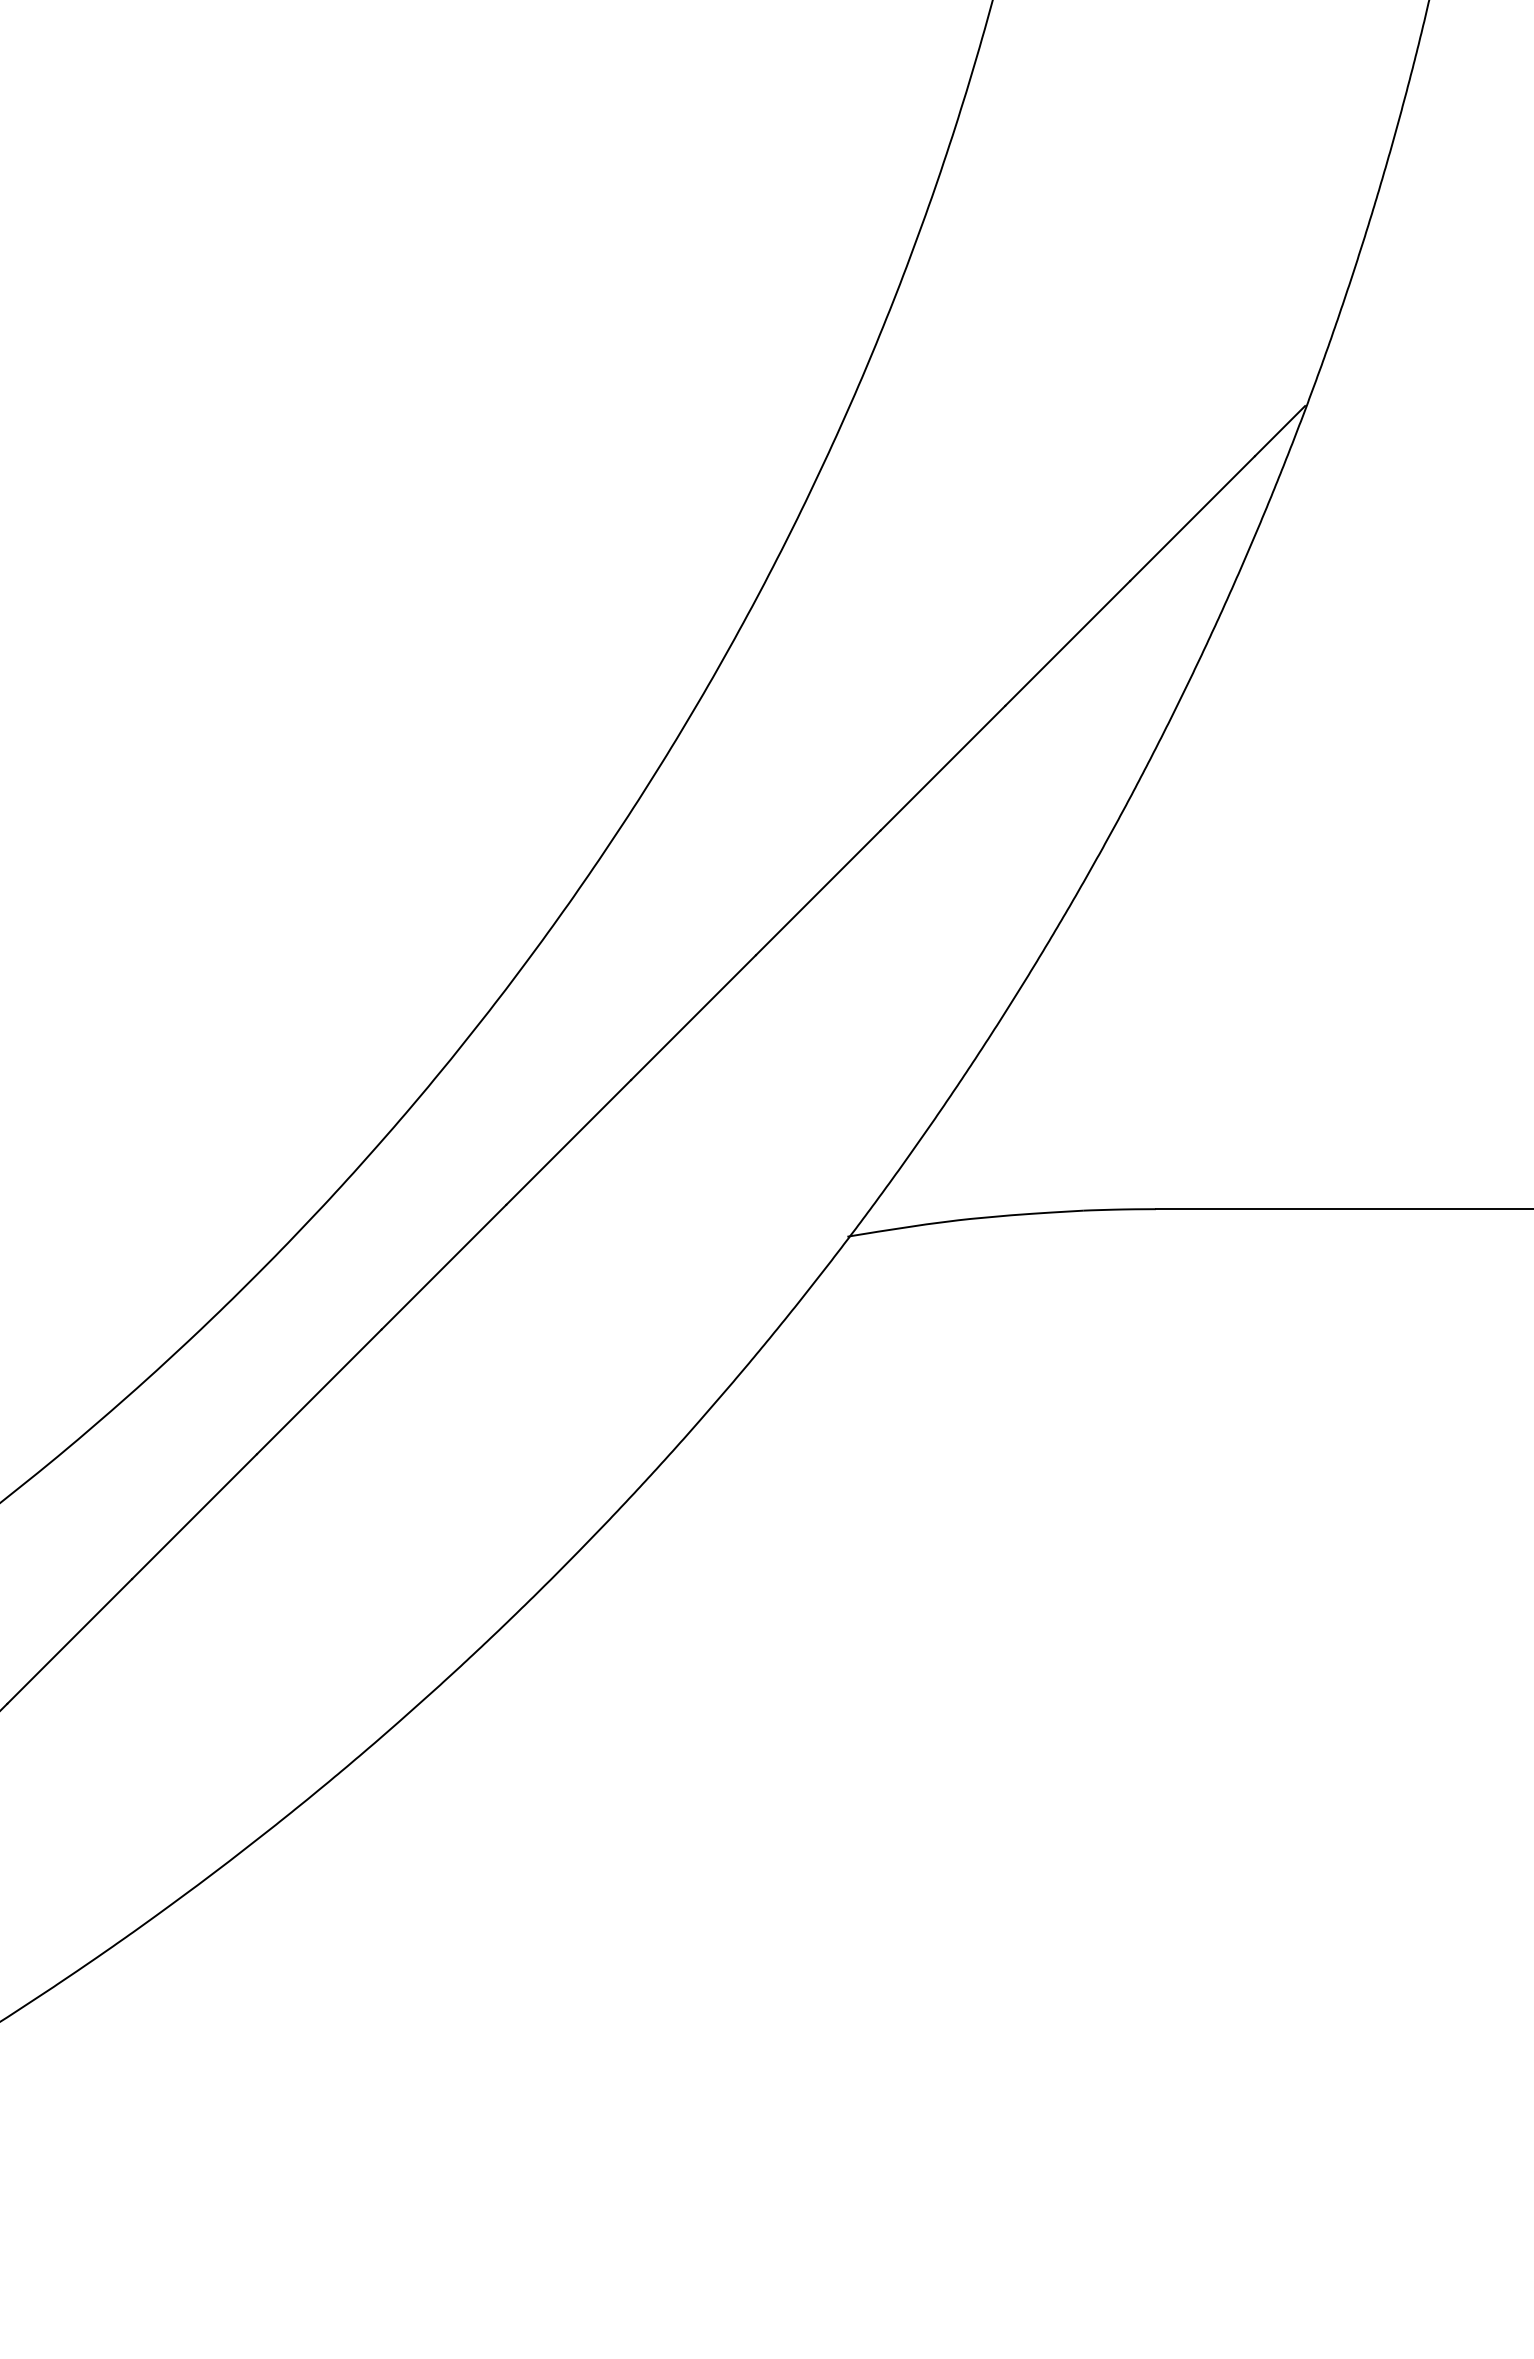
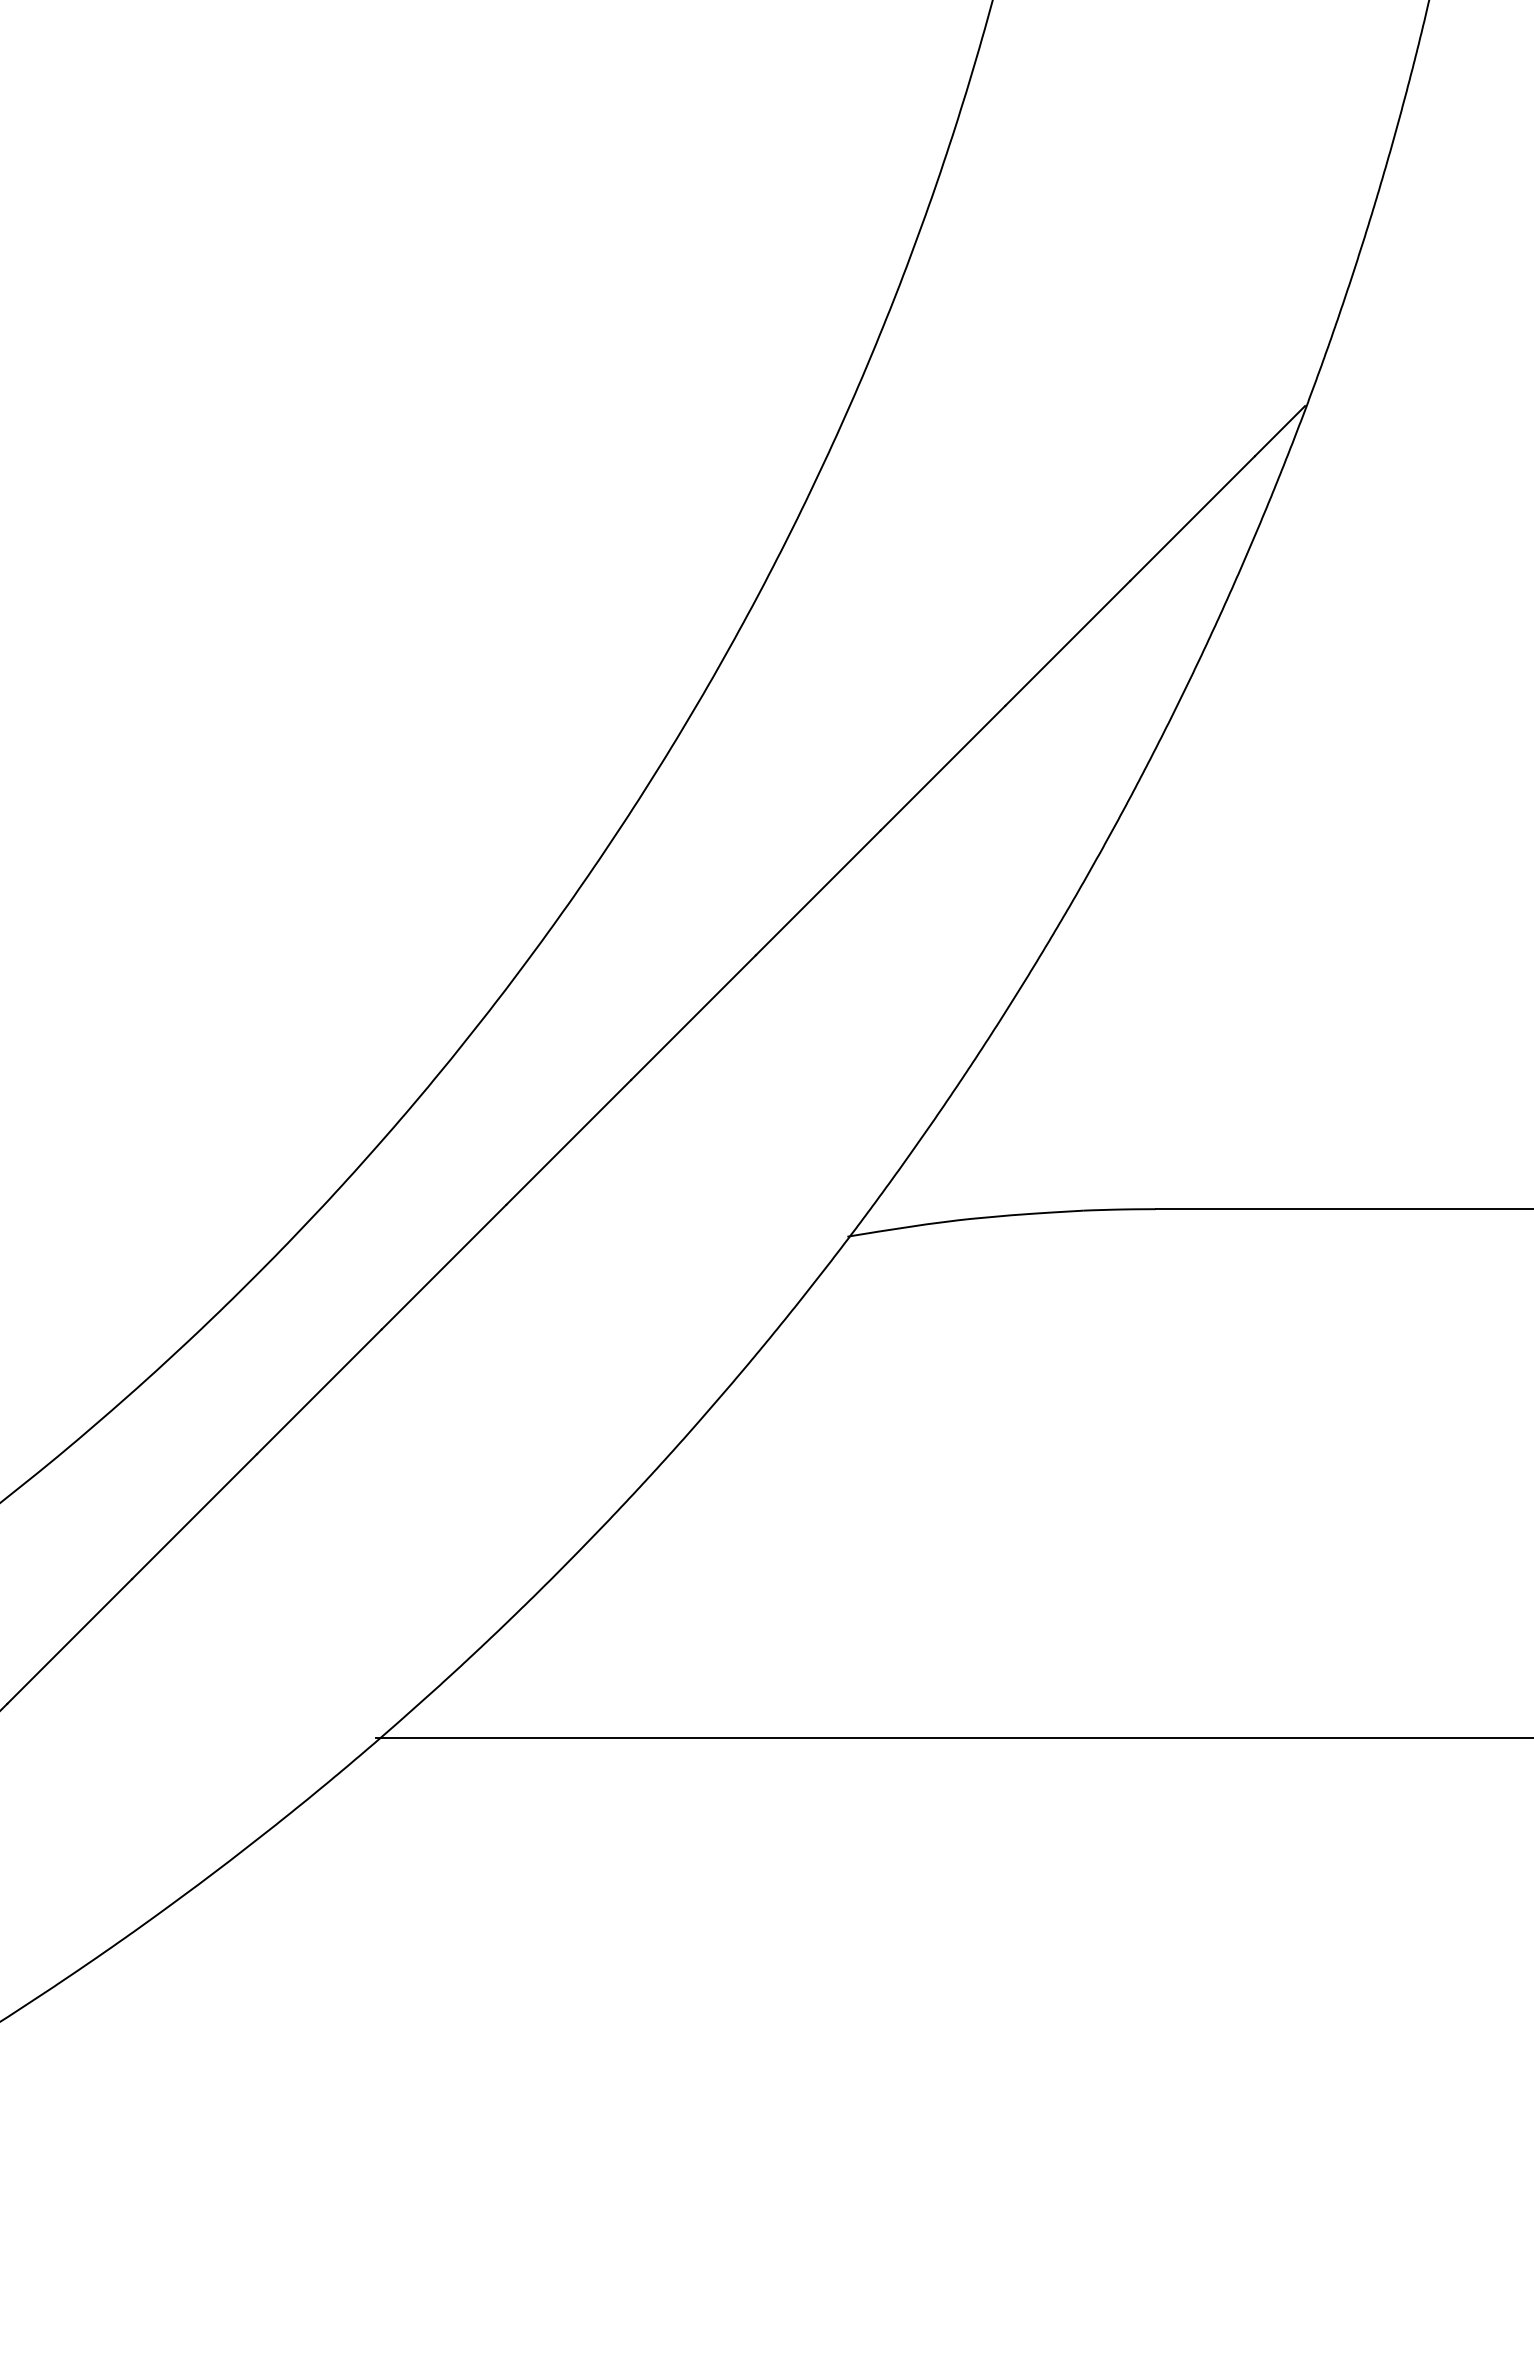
line: none -> present (953, 1738)
